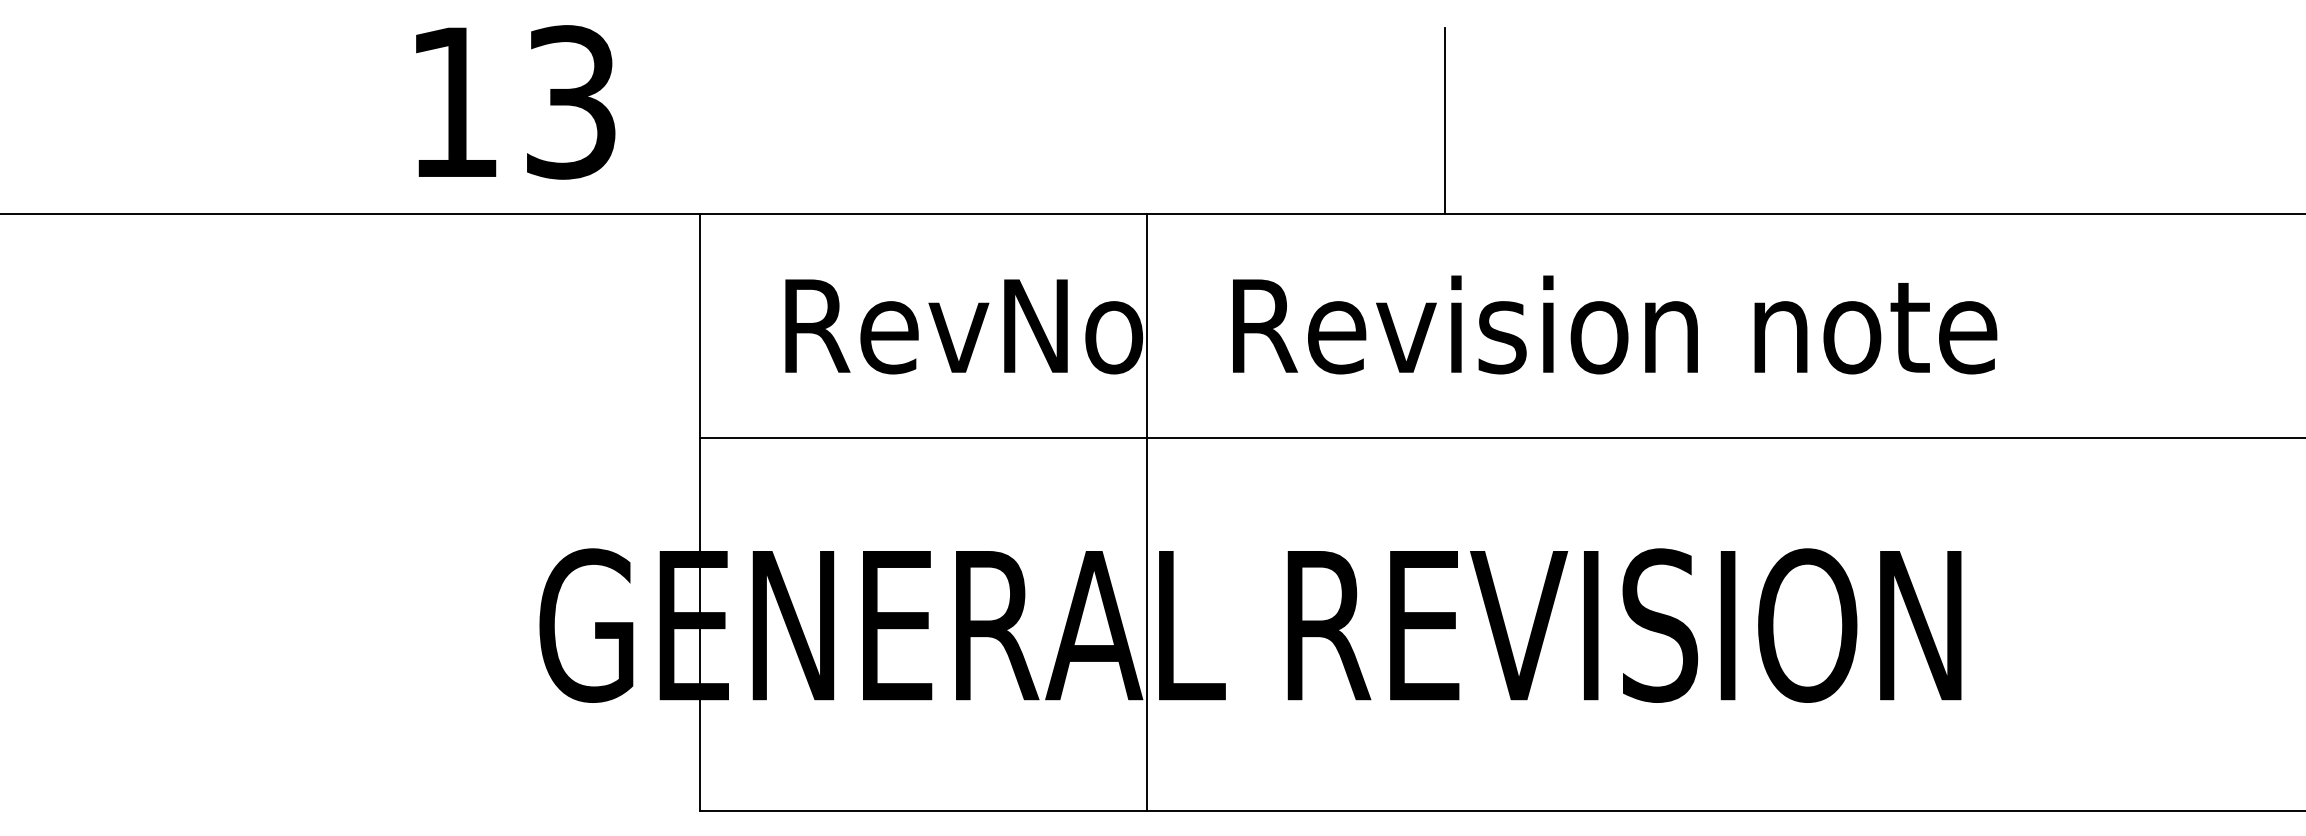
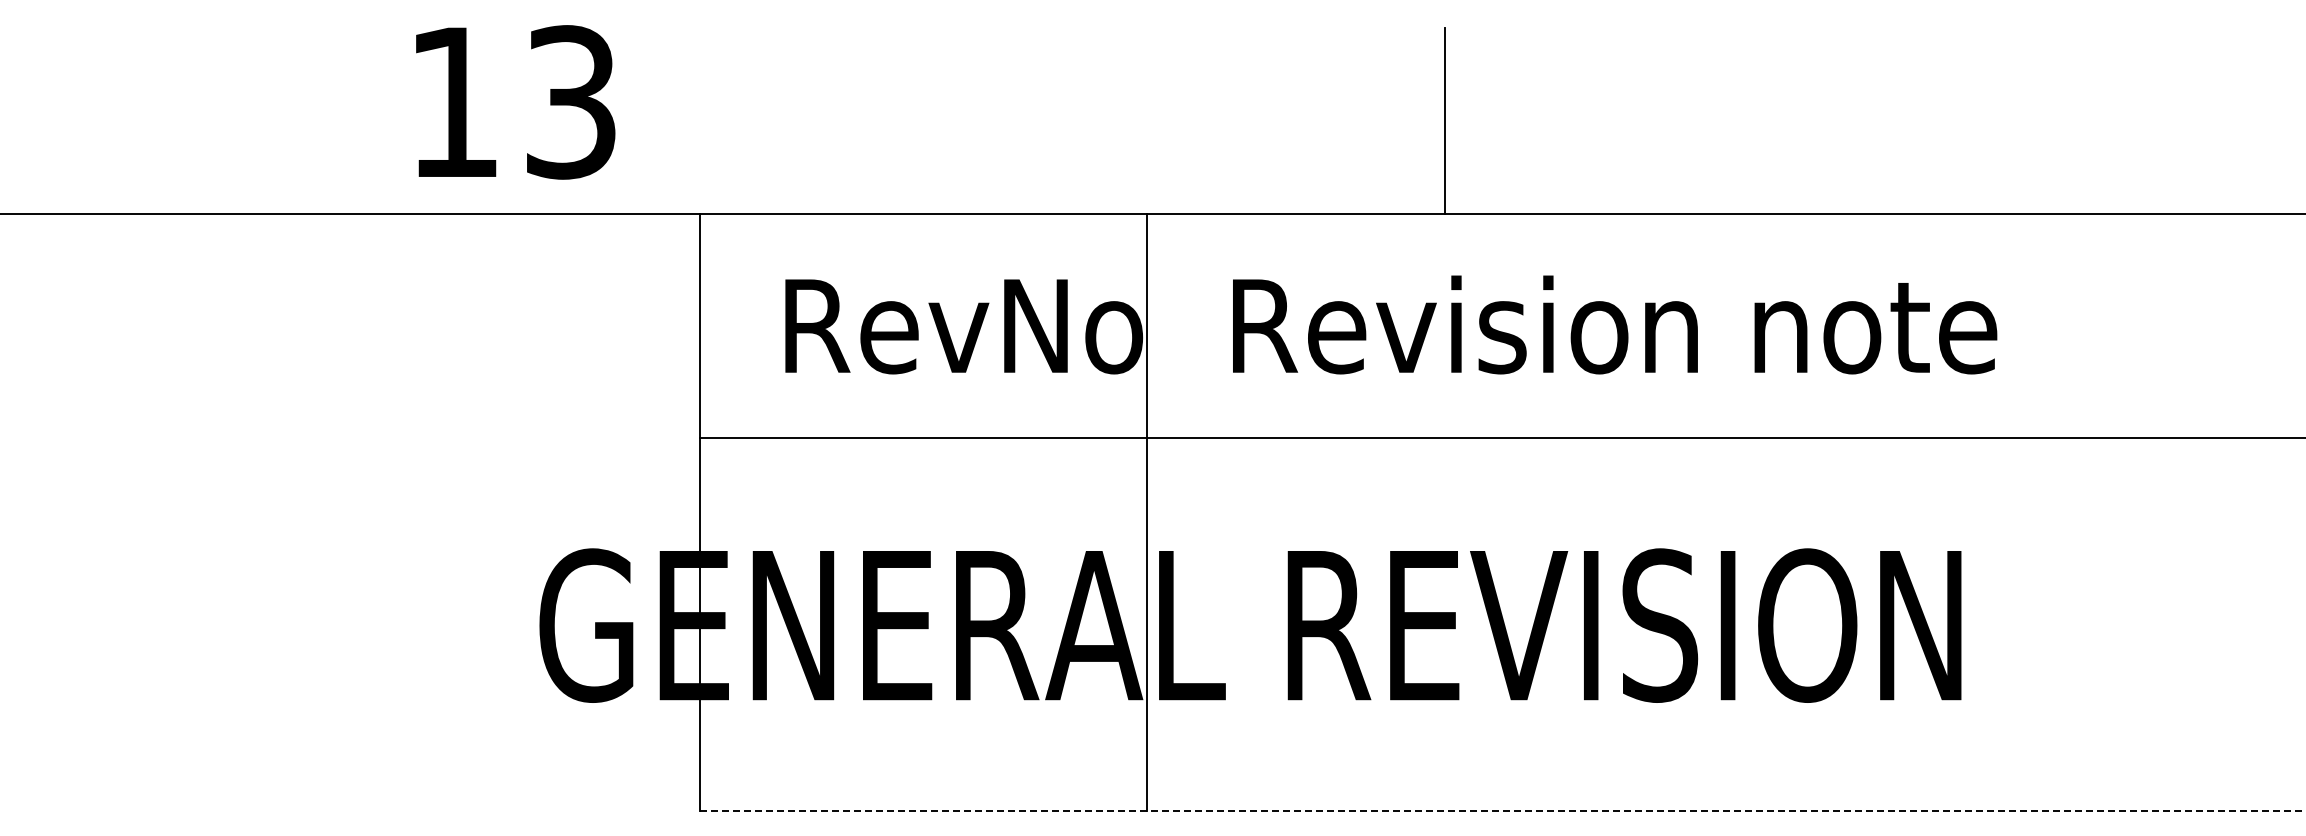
line: solid -> dashed (1502, 810)
